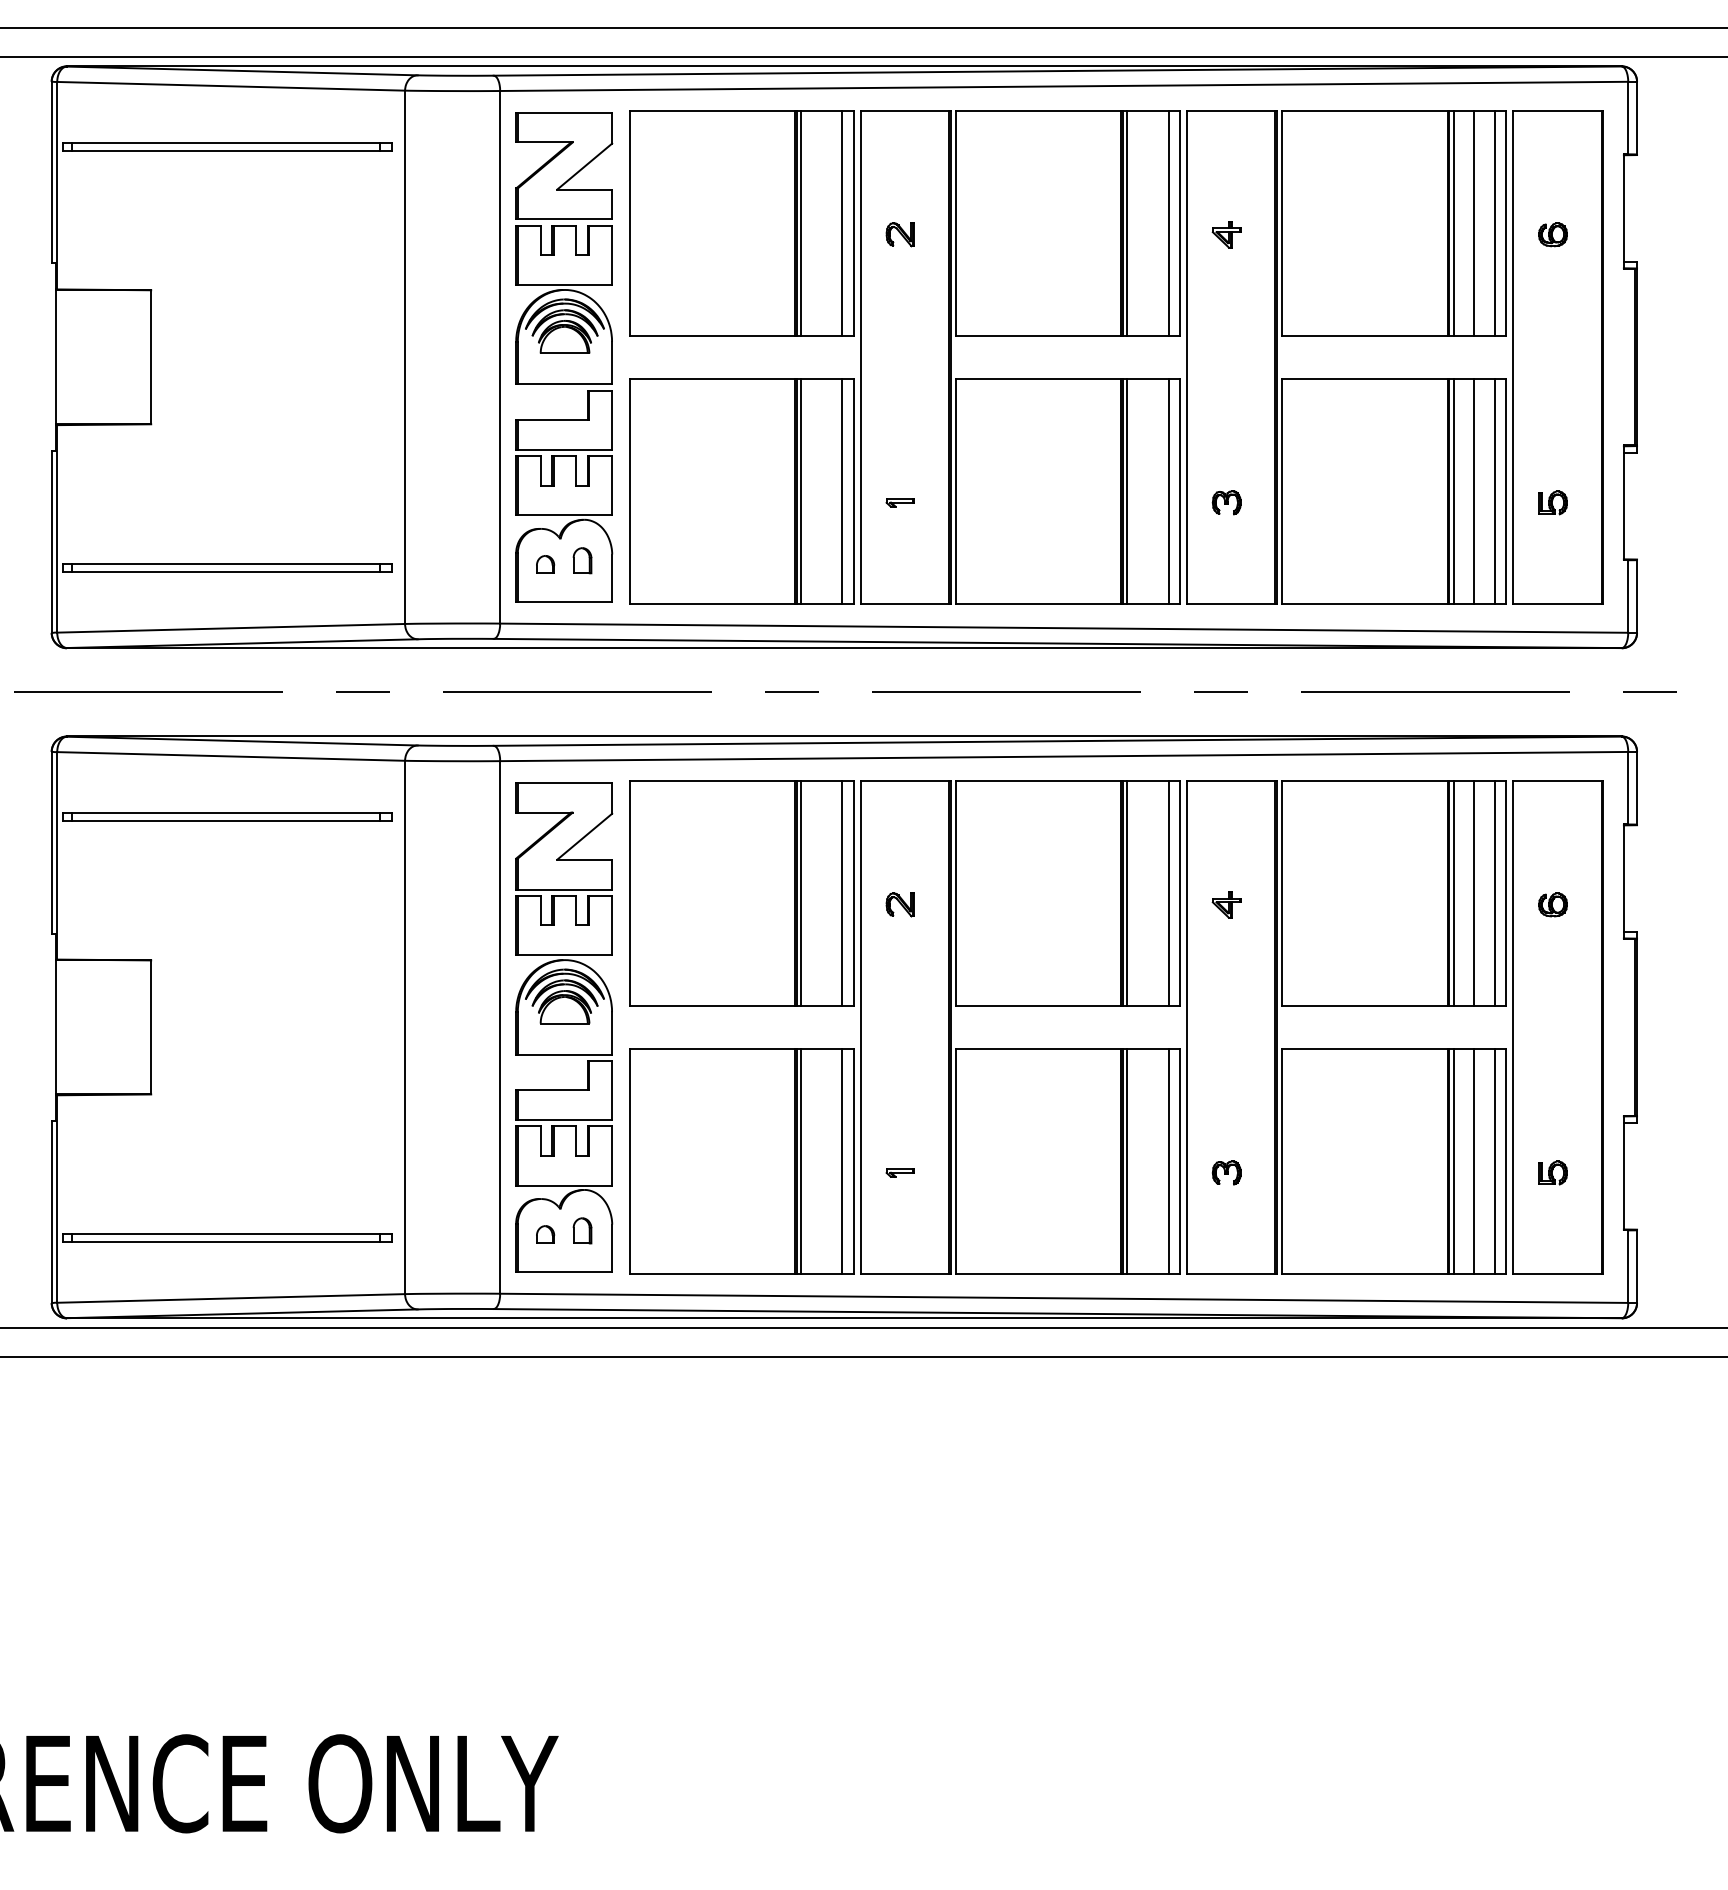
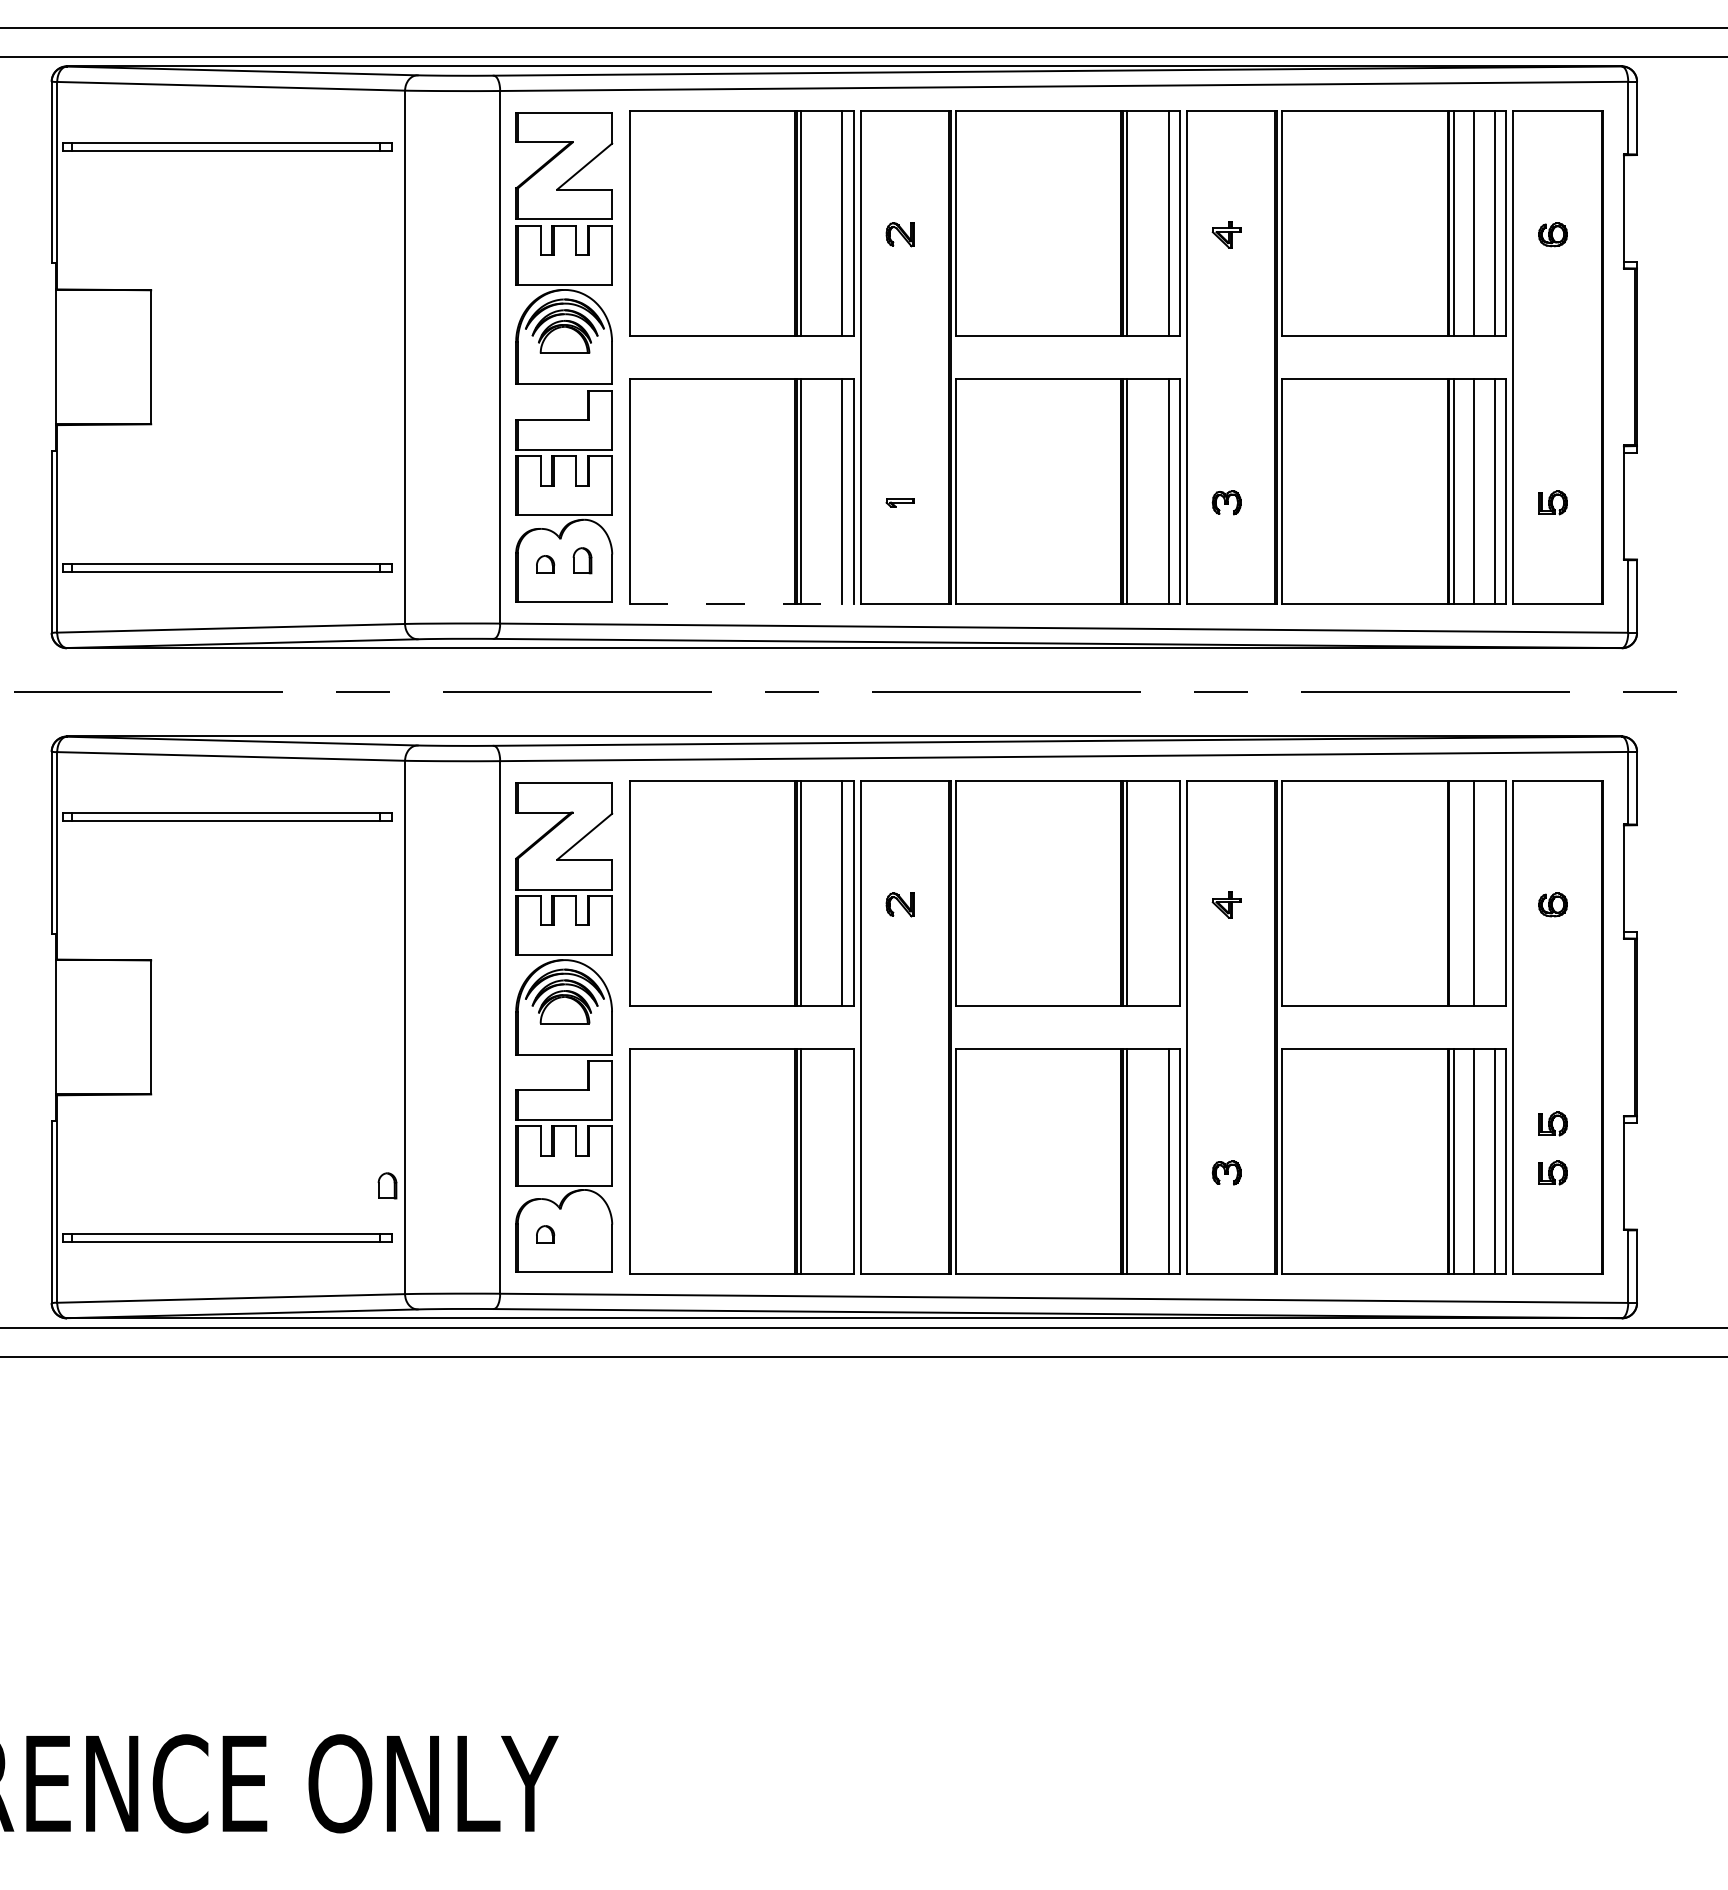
line: solid -> dashed (741, 603)
line: present -> none (1168, 893)
line: present -> none (1453, 893)
line: present -> none (1494, 893)
part: none -> present (1552, 1123)
line: present -> none (842, 1161)
part: present -> none (899, 1172)
part position: (582, 1230) -> (387, 1185) (387, 1185)
